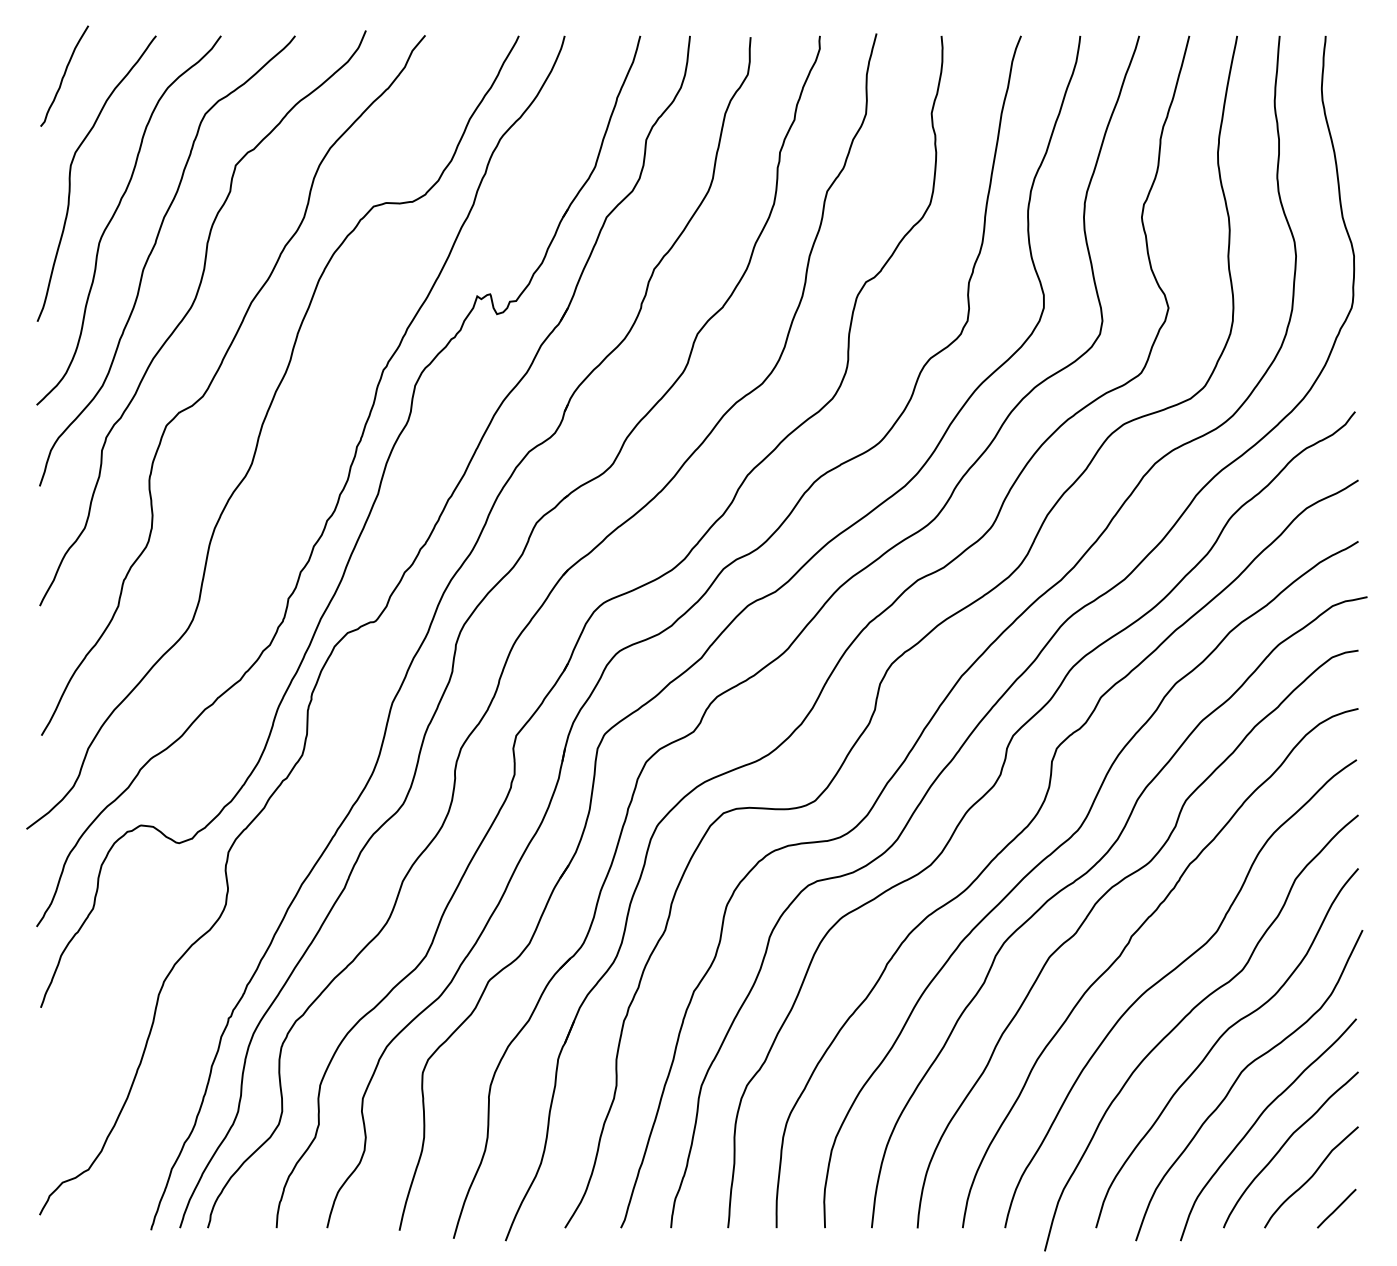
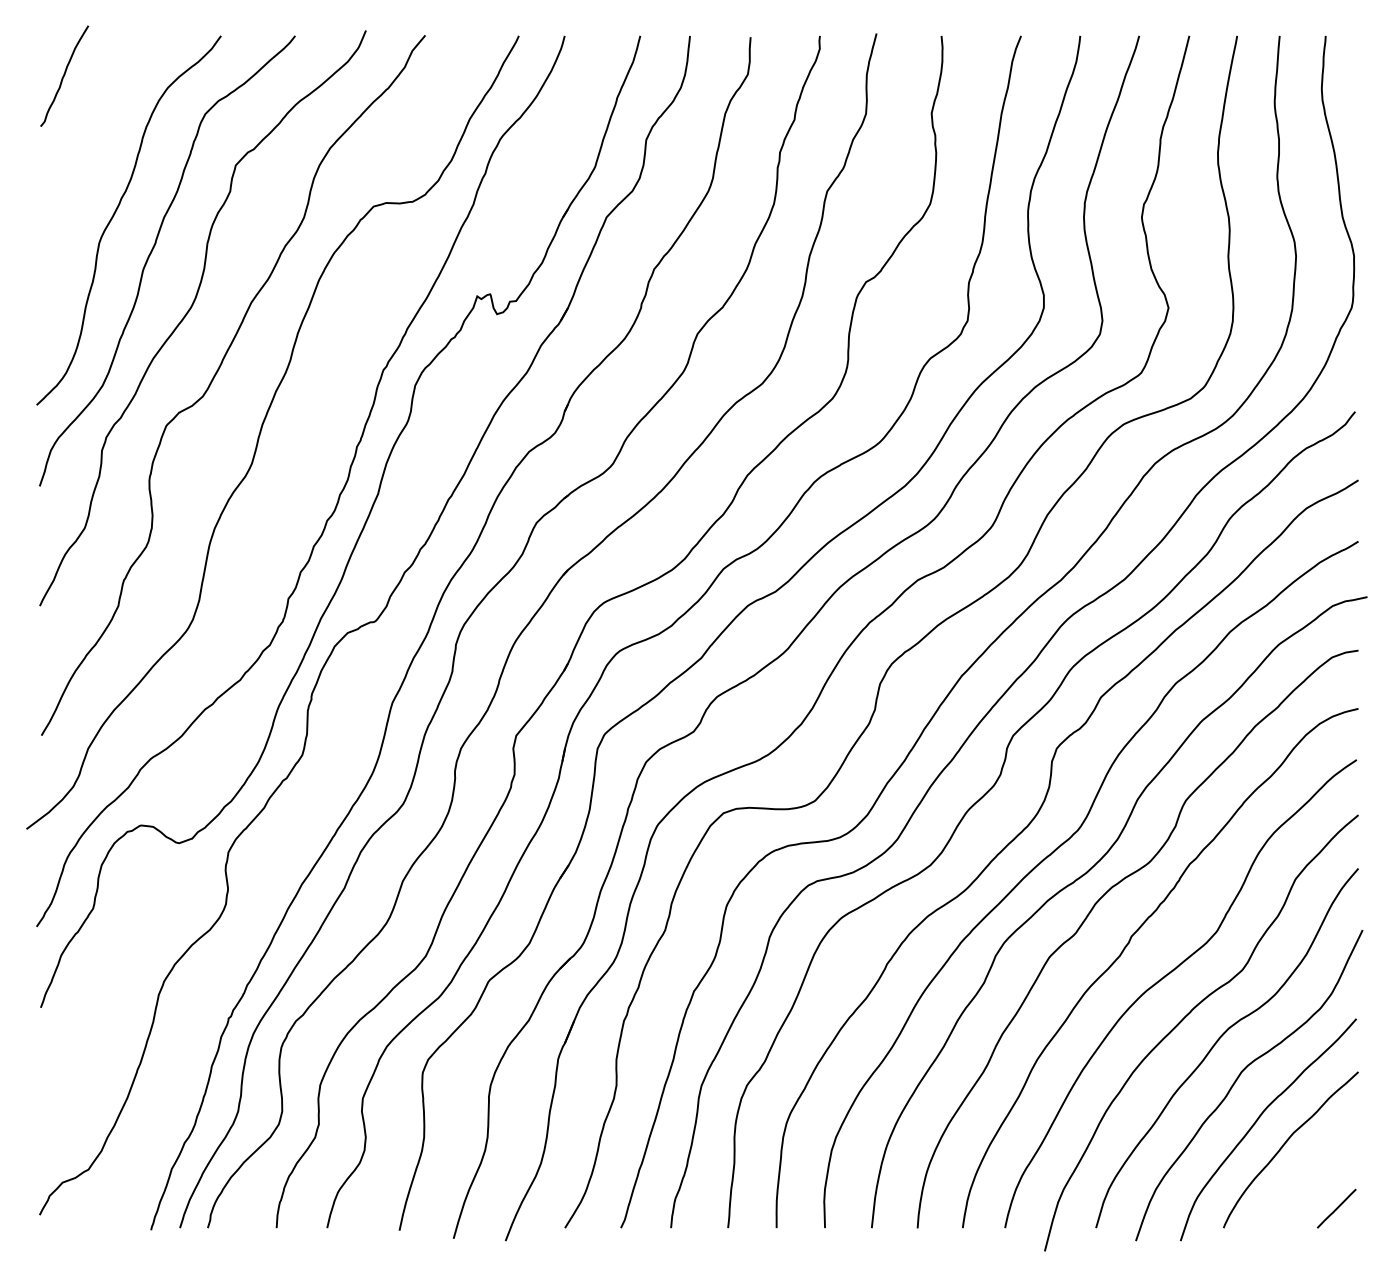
curve: present -> none (70, 178)
curve: present -> none (1311, 1177)
